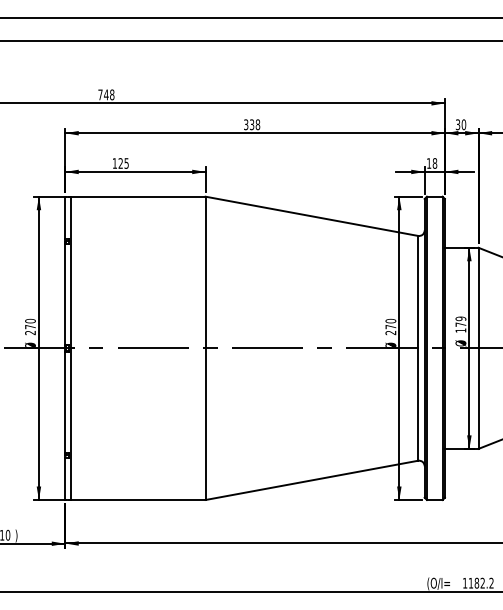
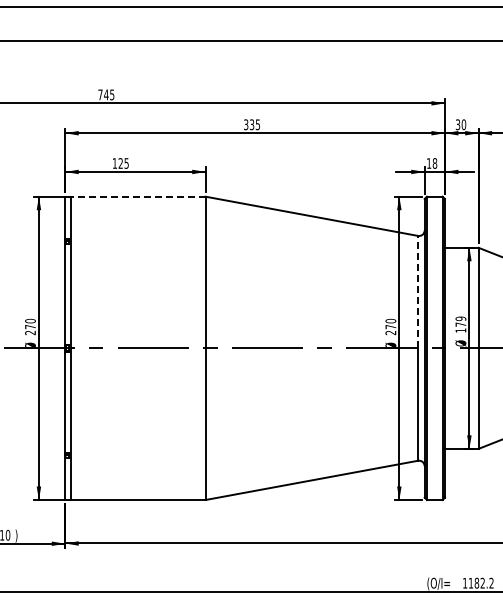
line position: (250, 18) -> (250, 7) (250, 7)
text: 748 -> 745 (112, 94)
text: 338 -> 335 (257, 124)
line: solid -> dashed (137, 196)
line: solid -> dashed (418, 291)
